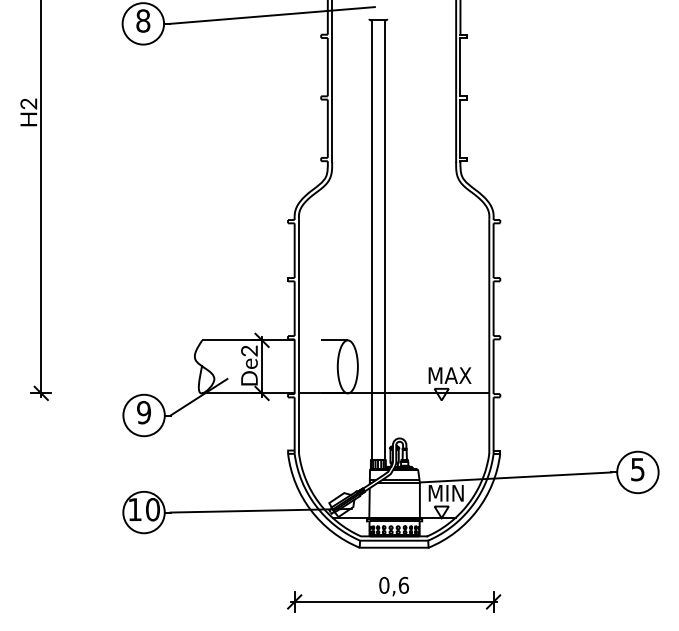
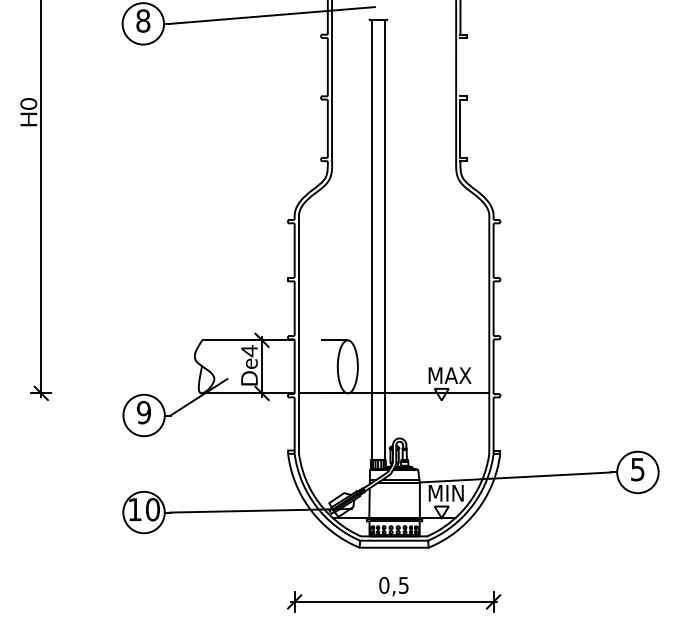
line: present -> none (460, 67)
text: H2 -> H0 (29, 103)
text: De2 -> De4 (249, 351)
text: 0,6 -> 0,5 (403, 584)
